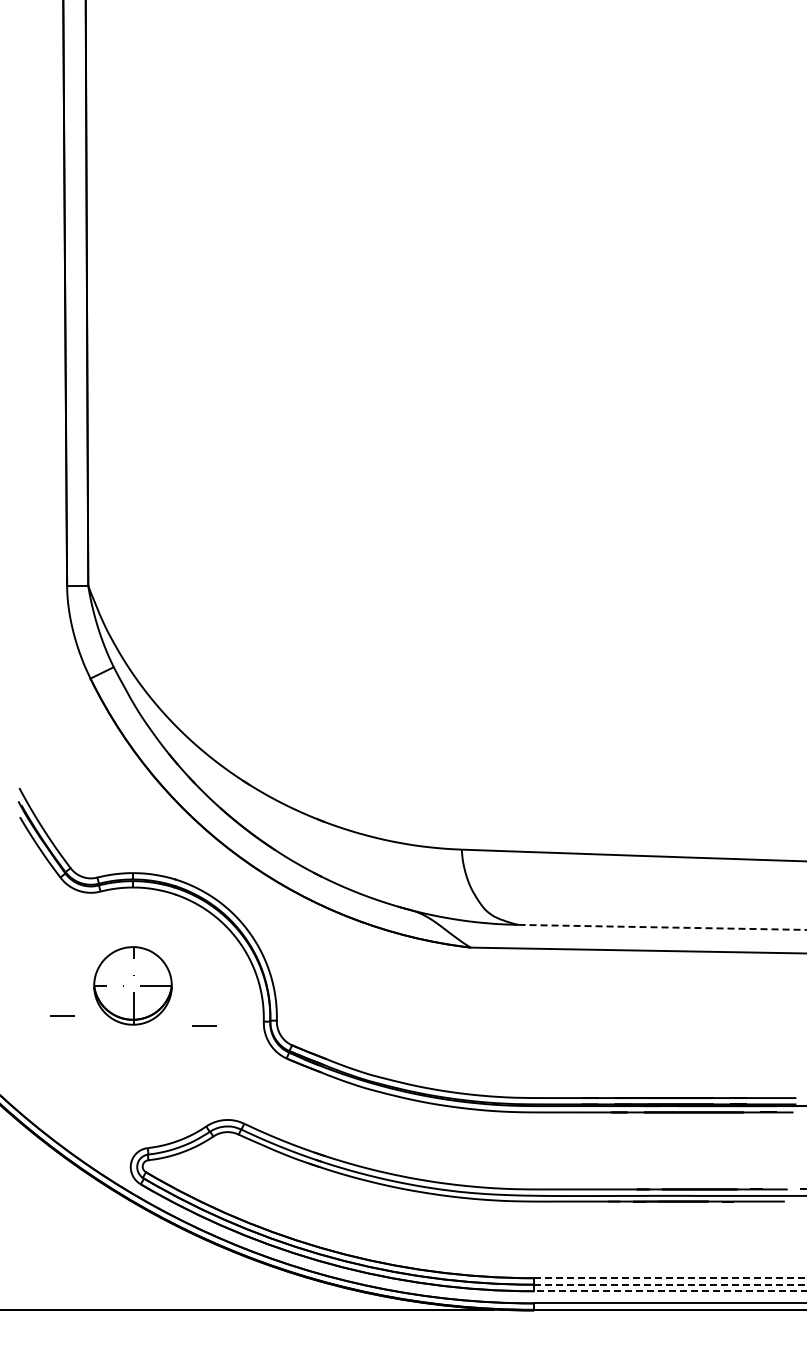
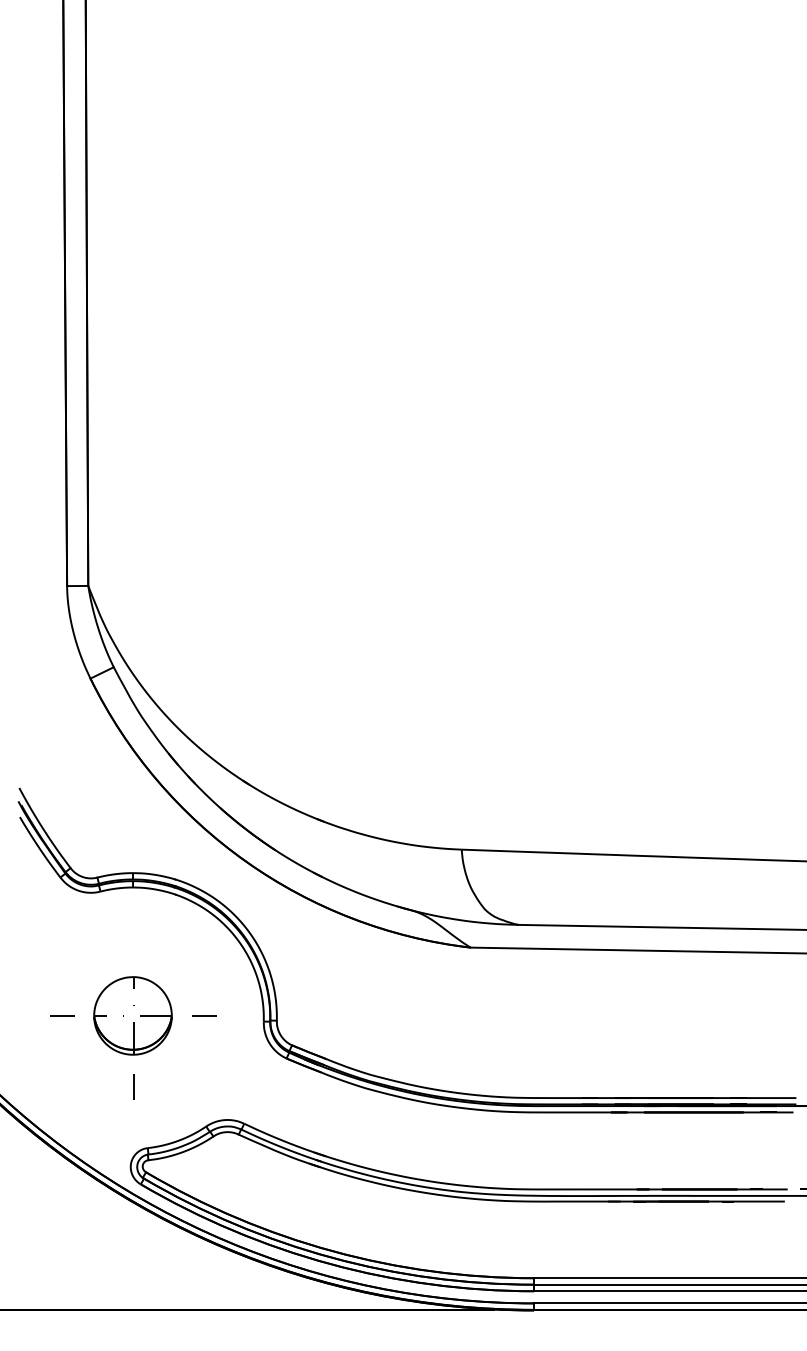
line: dashed -> solid (662, 927)
part position: (132, 985) -> (132, 1015) (132, 1015)
line position: (204, 1025) -> (204, 1015) (204, 1015)
line: none -> present (133, 1086)
line: dashed -> solid (670, 1278)
line: dashed -> solid (670, 1284)
line: dashed -> solid (669, 1291)
